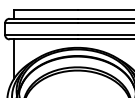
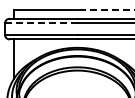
line: solid -> dashed (106, 9)
line: solid -> dashed (40, 23)
